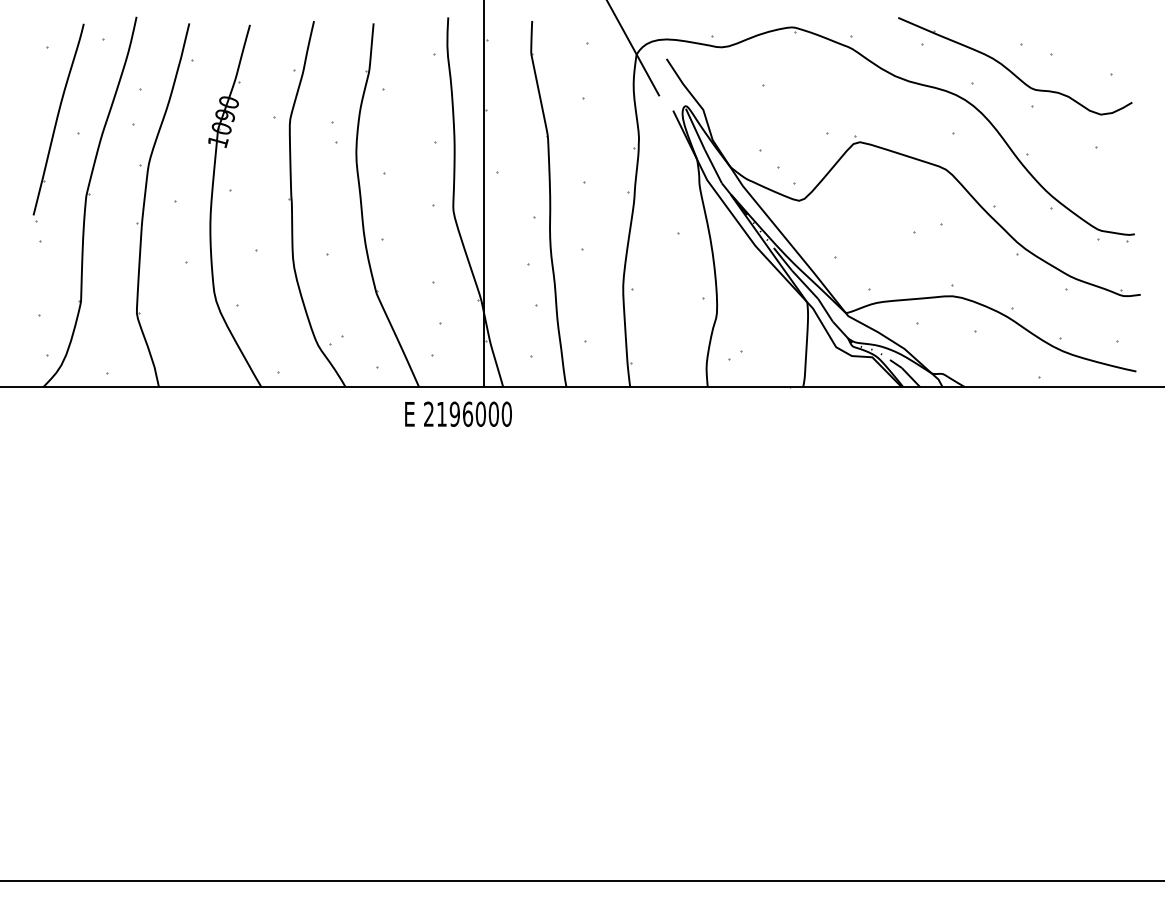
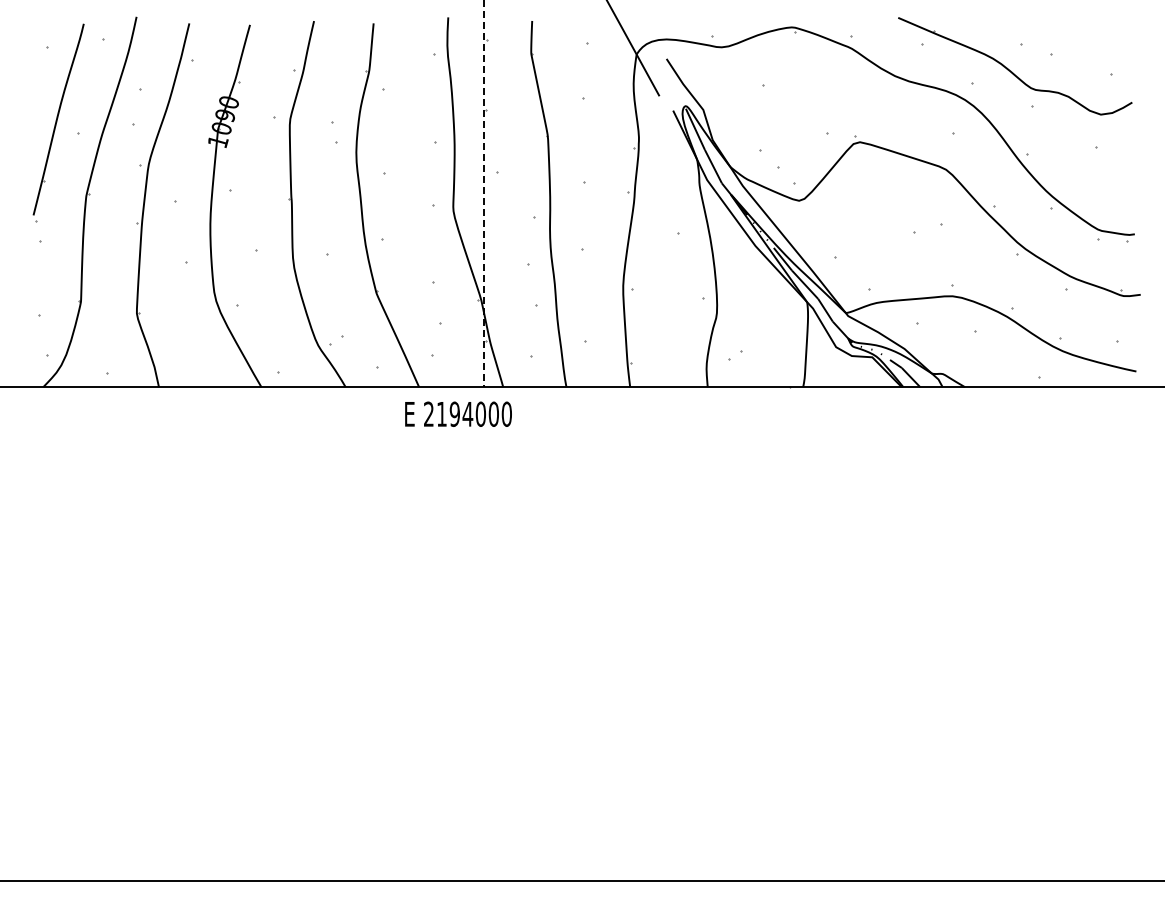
line: solid -> dashed (484, 193)
text: 2196000 -> 2194000 (467, 413)
